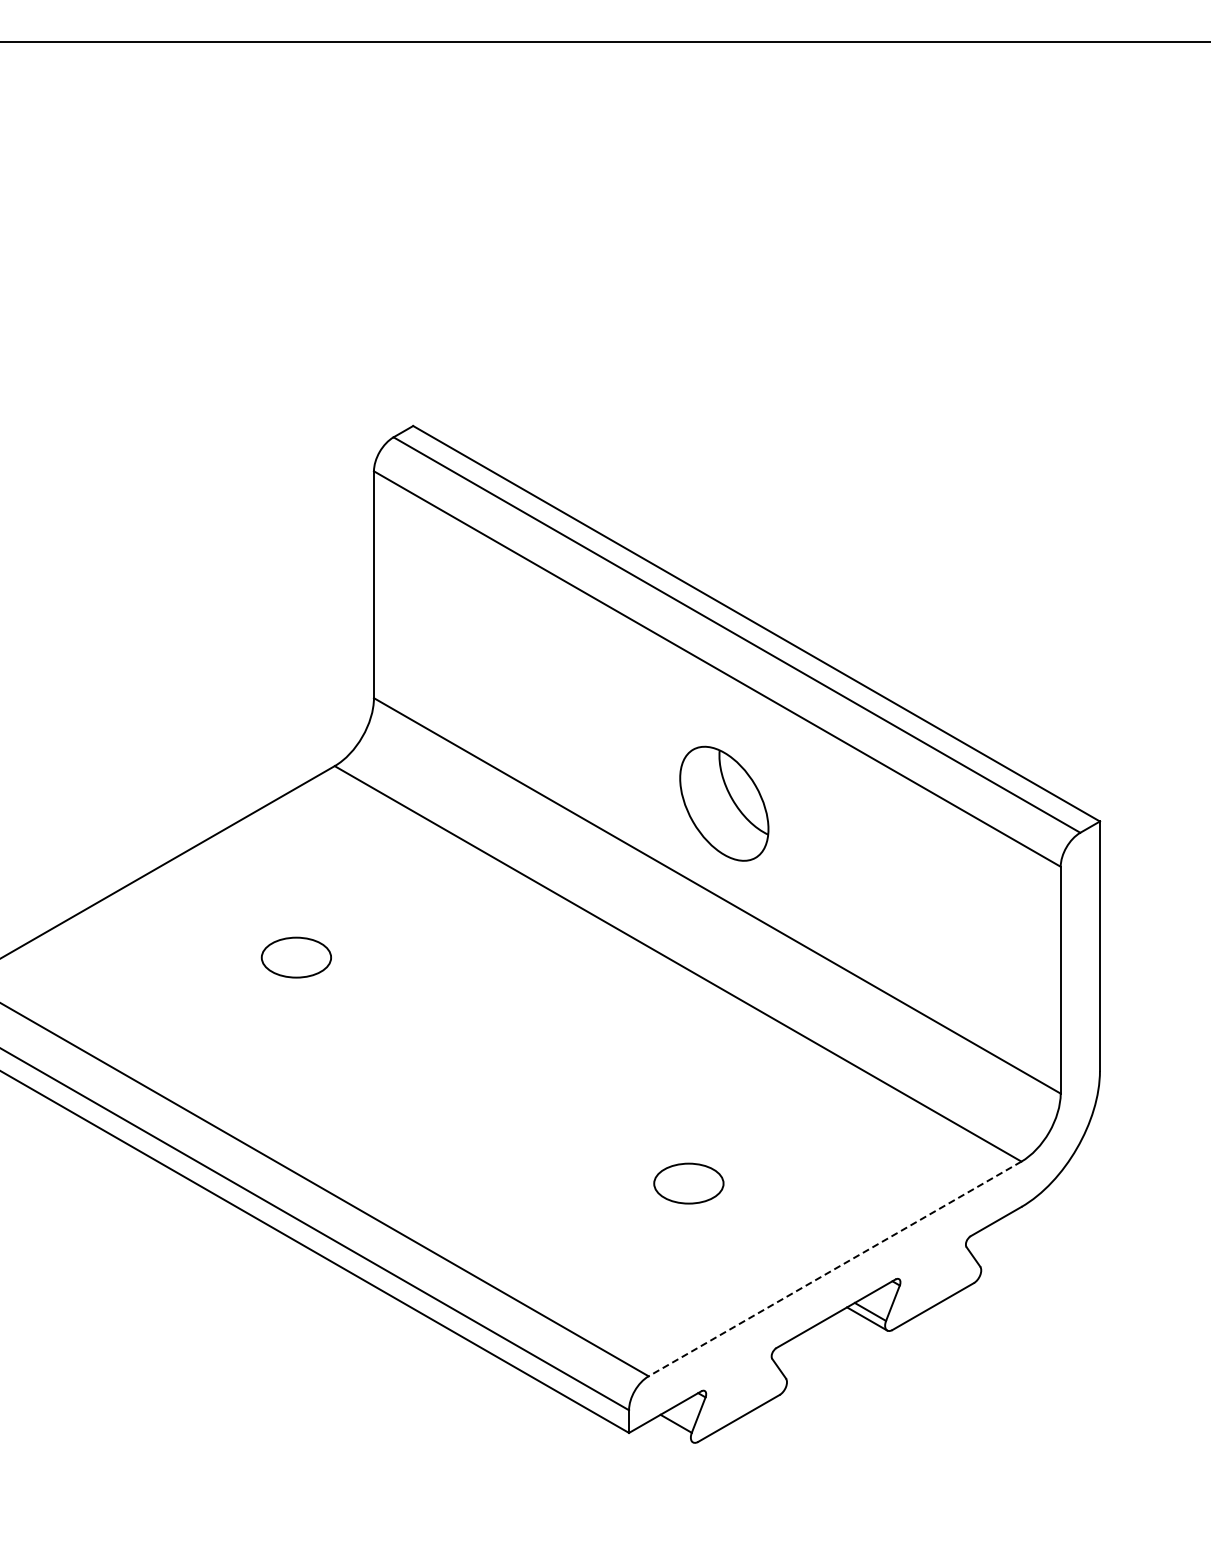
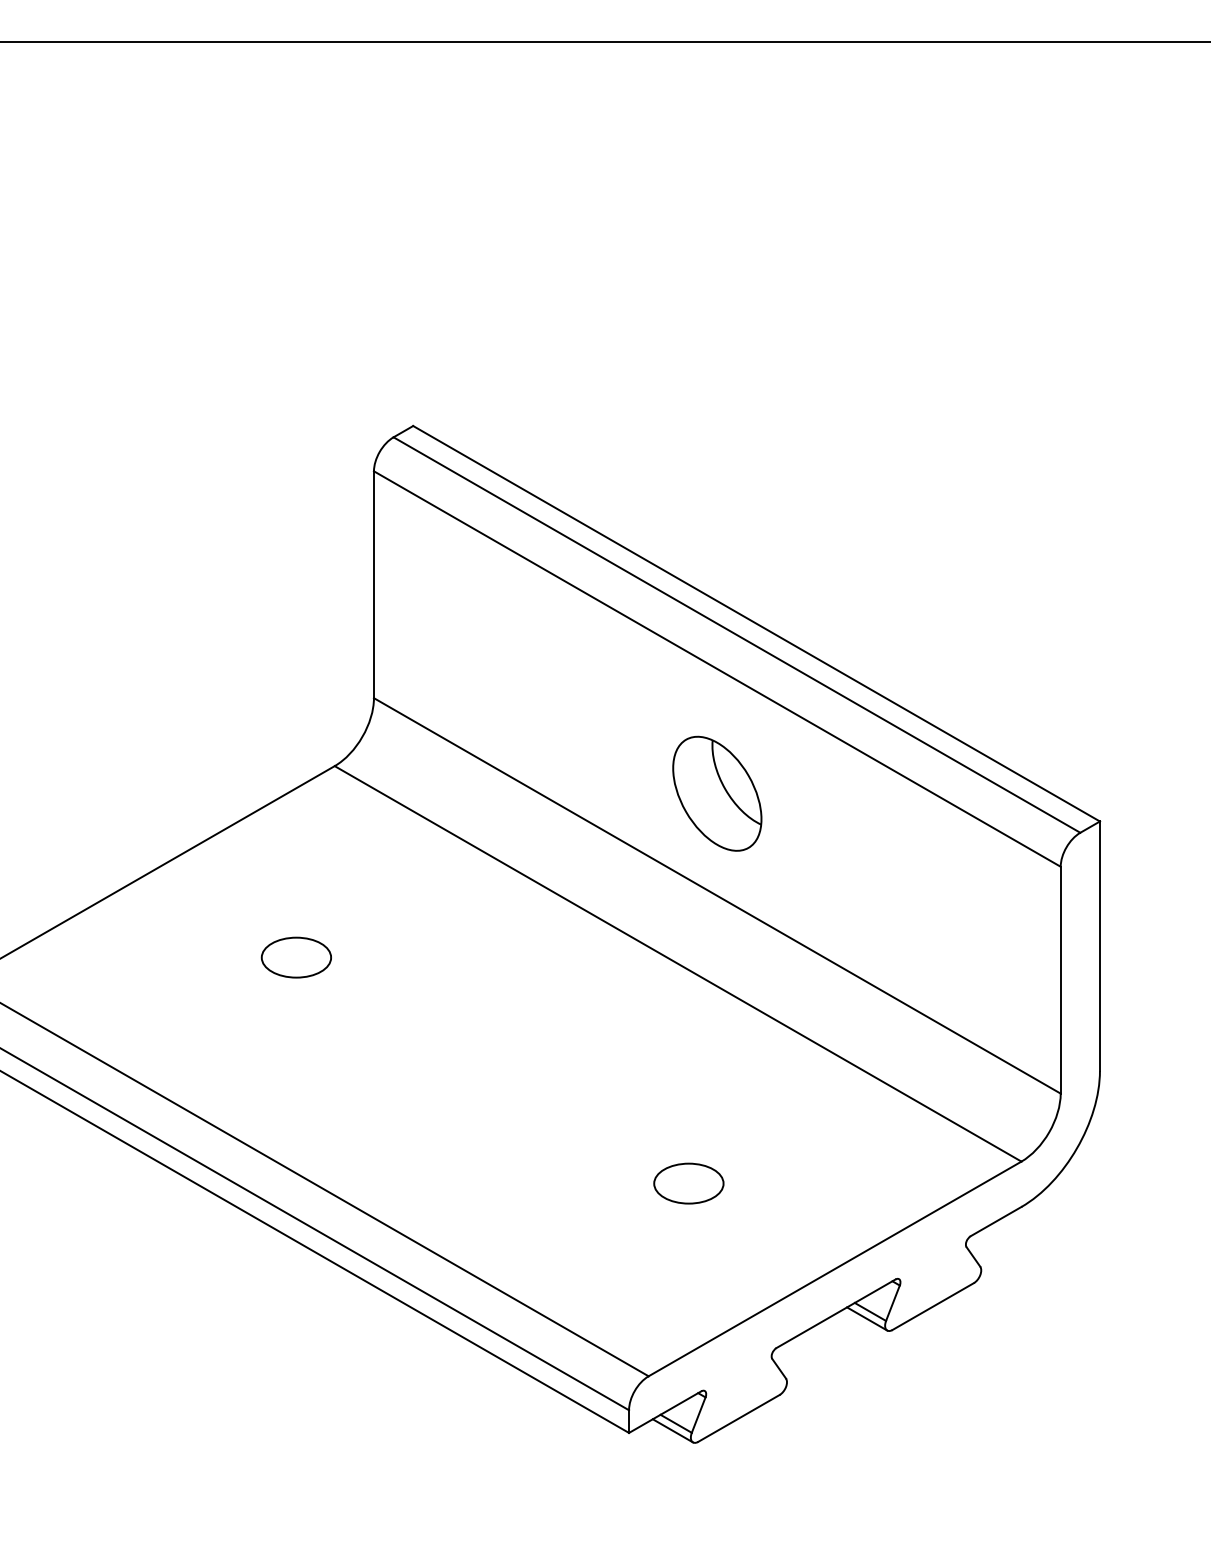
part position: (724, 803) -> (717, 793) (717, 793)
line: dashed -> solid (834, 1269)
line: none -> present (672, 1430)
